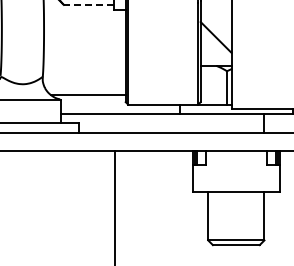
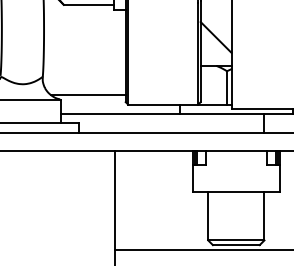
line: dashed -> solid (88, 4)
line: none -> present (202, 249)
